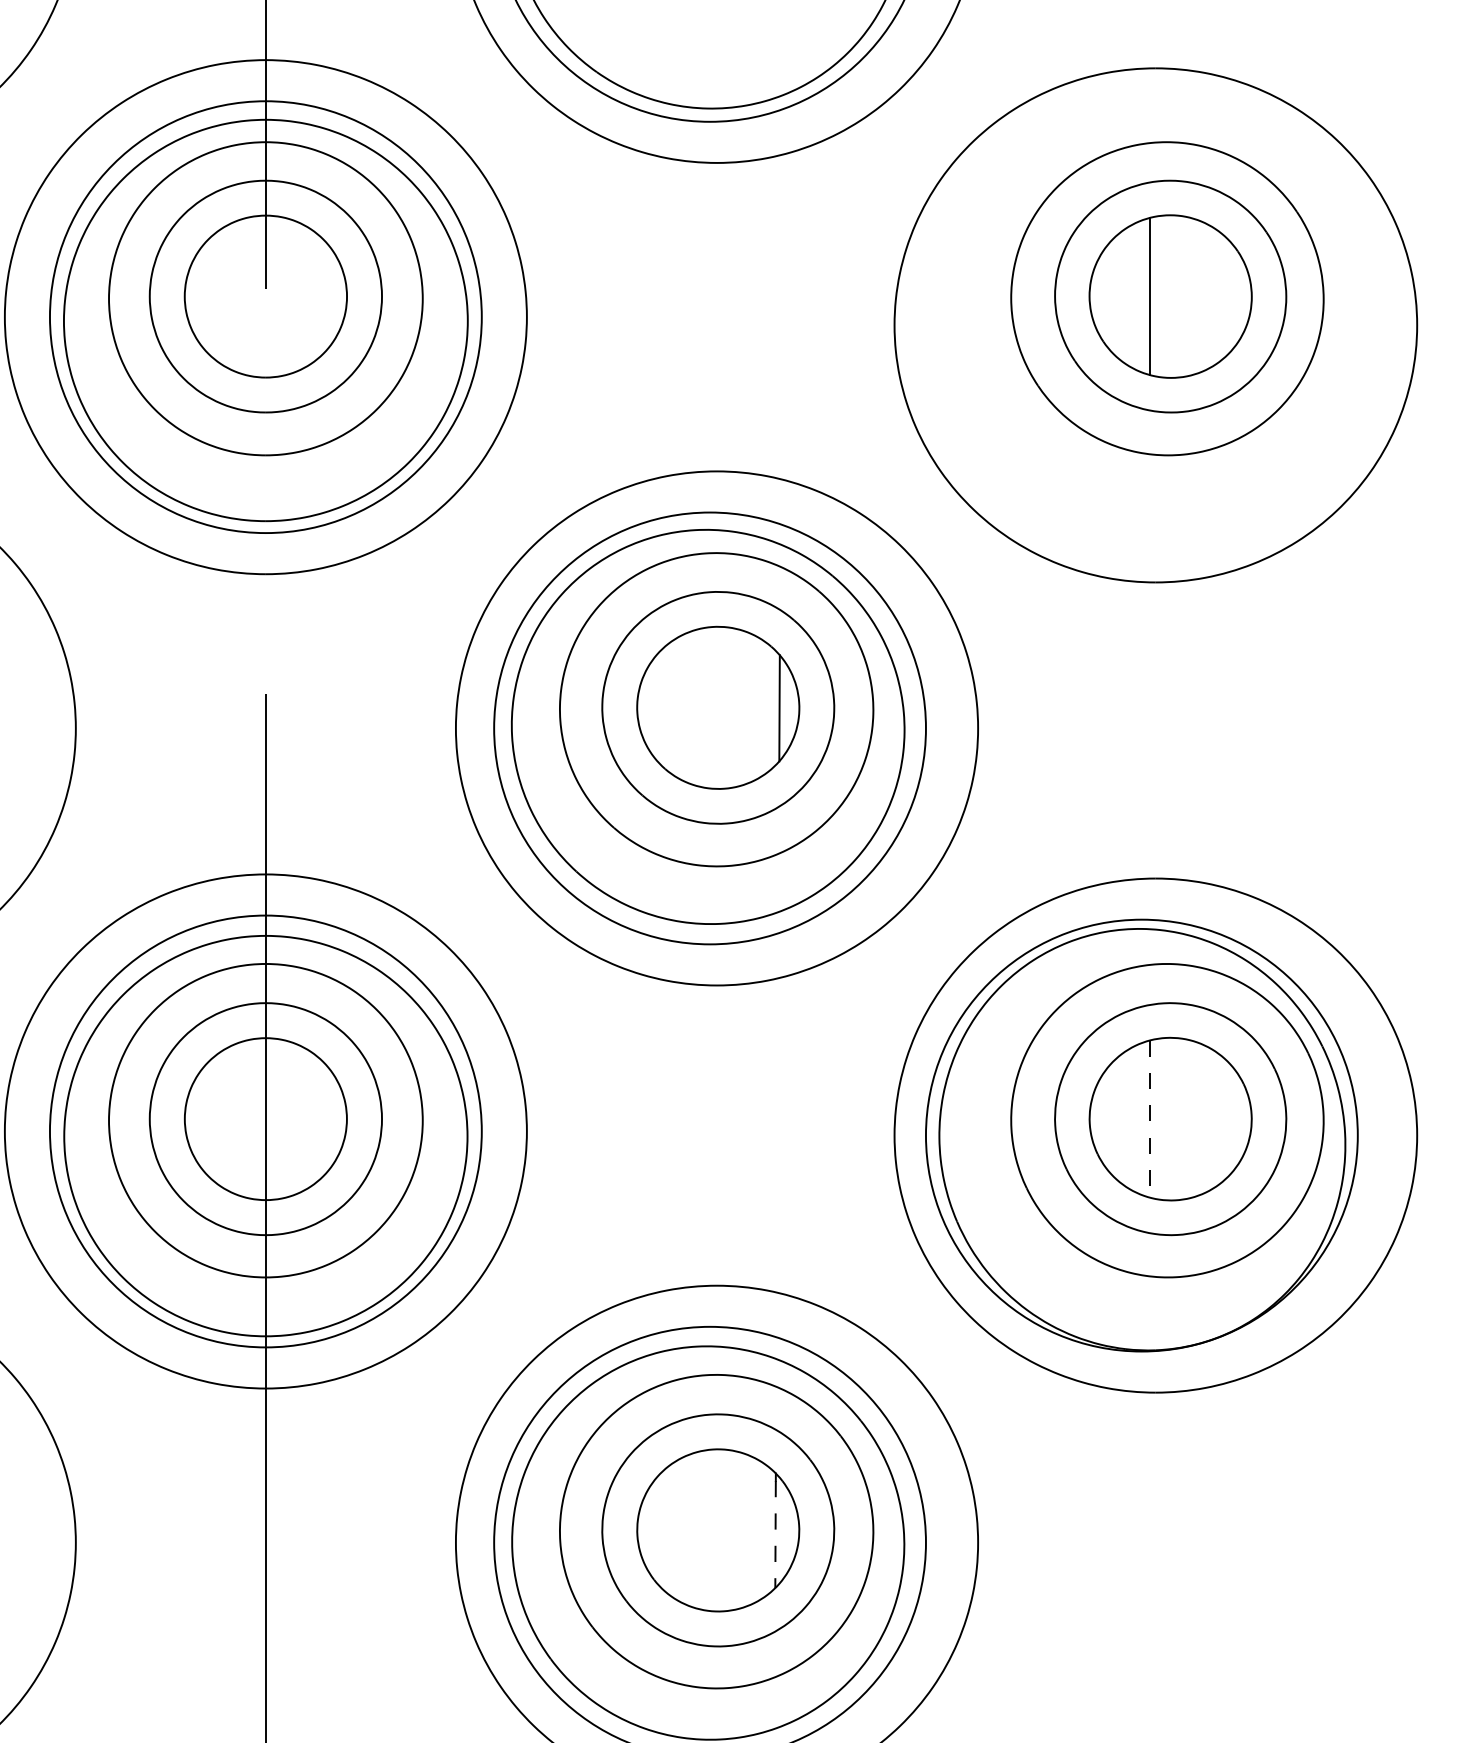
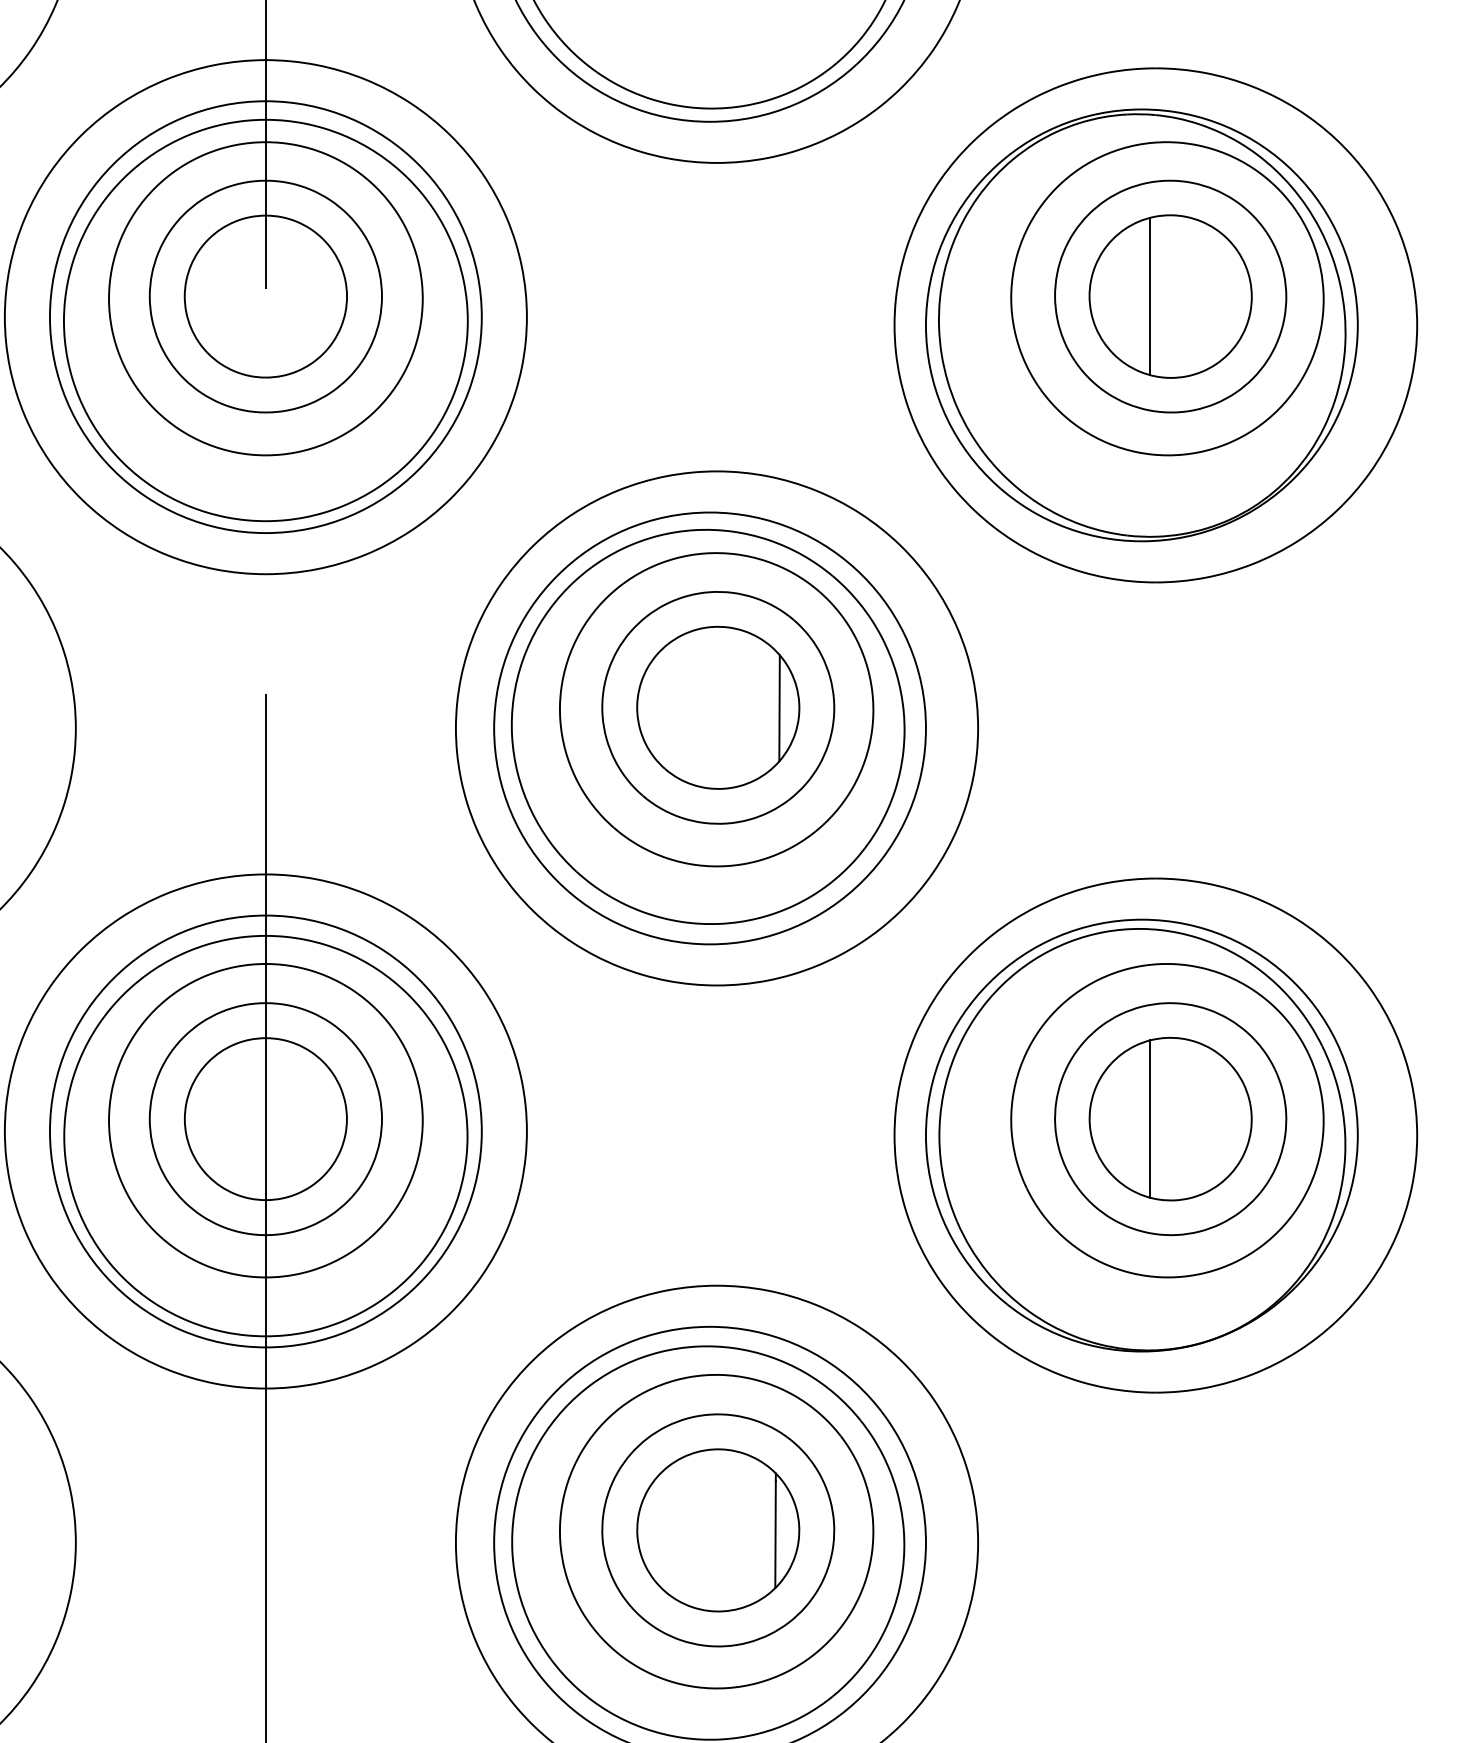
part: none -> present (1141, 325)
line: dashed -> solid (1150, 1119)
line: dashed -> solid (775, 1534)
